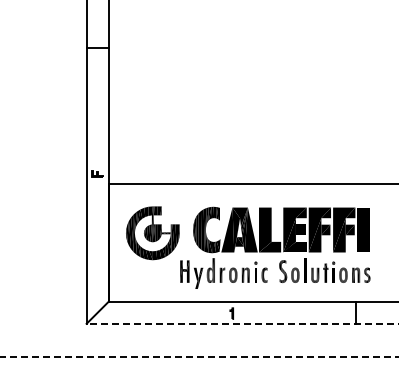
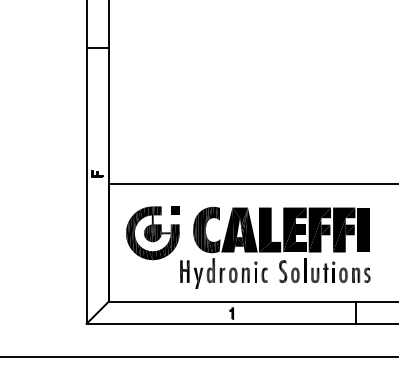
part: none -> present (175, 210)
line: dashed -> solid (242, 323)
line: dashed -> solid (199, 356)
